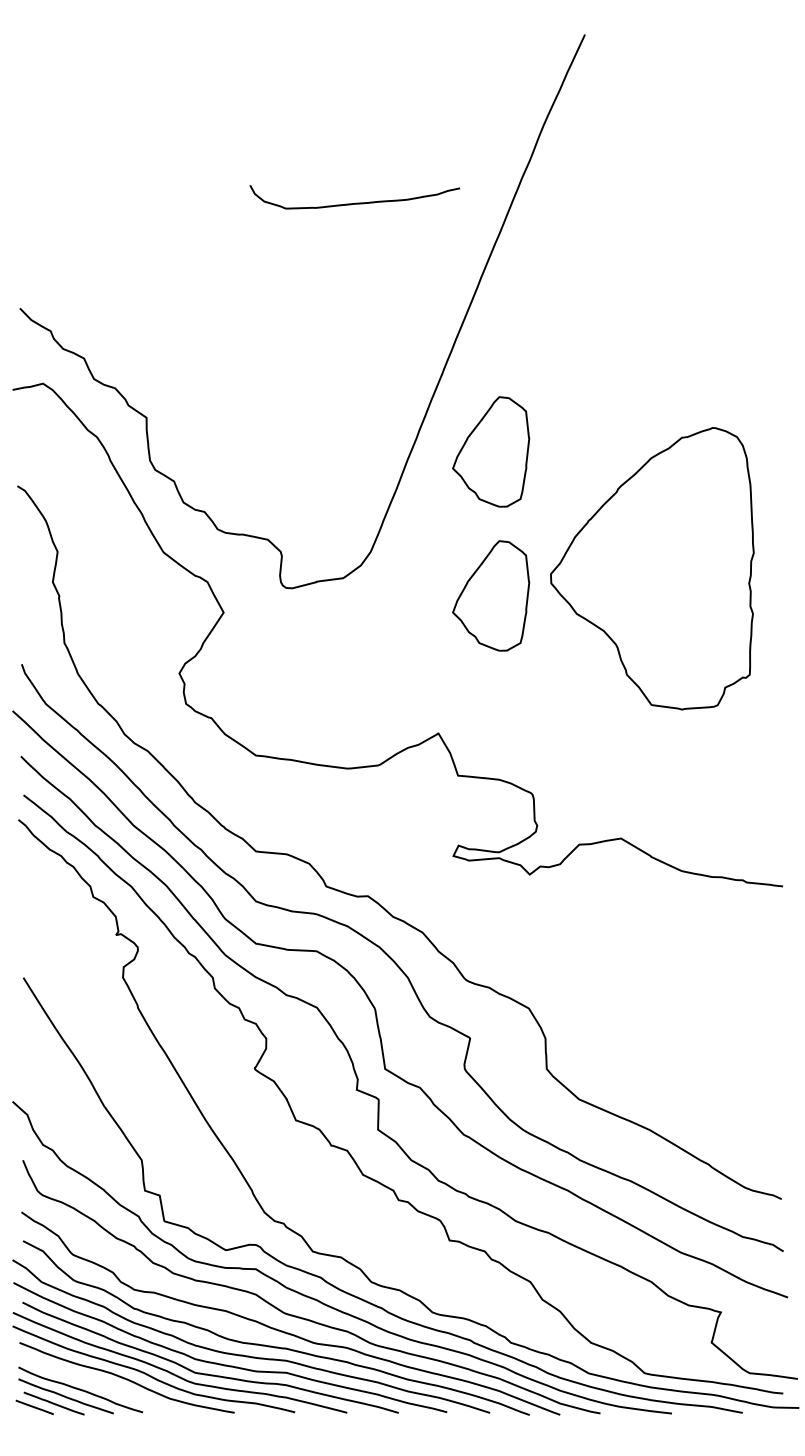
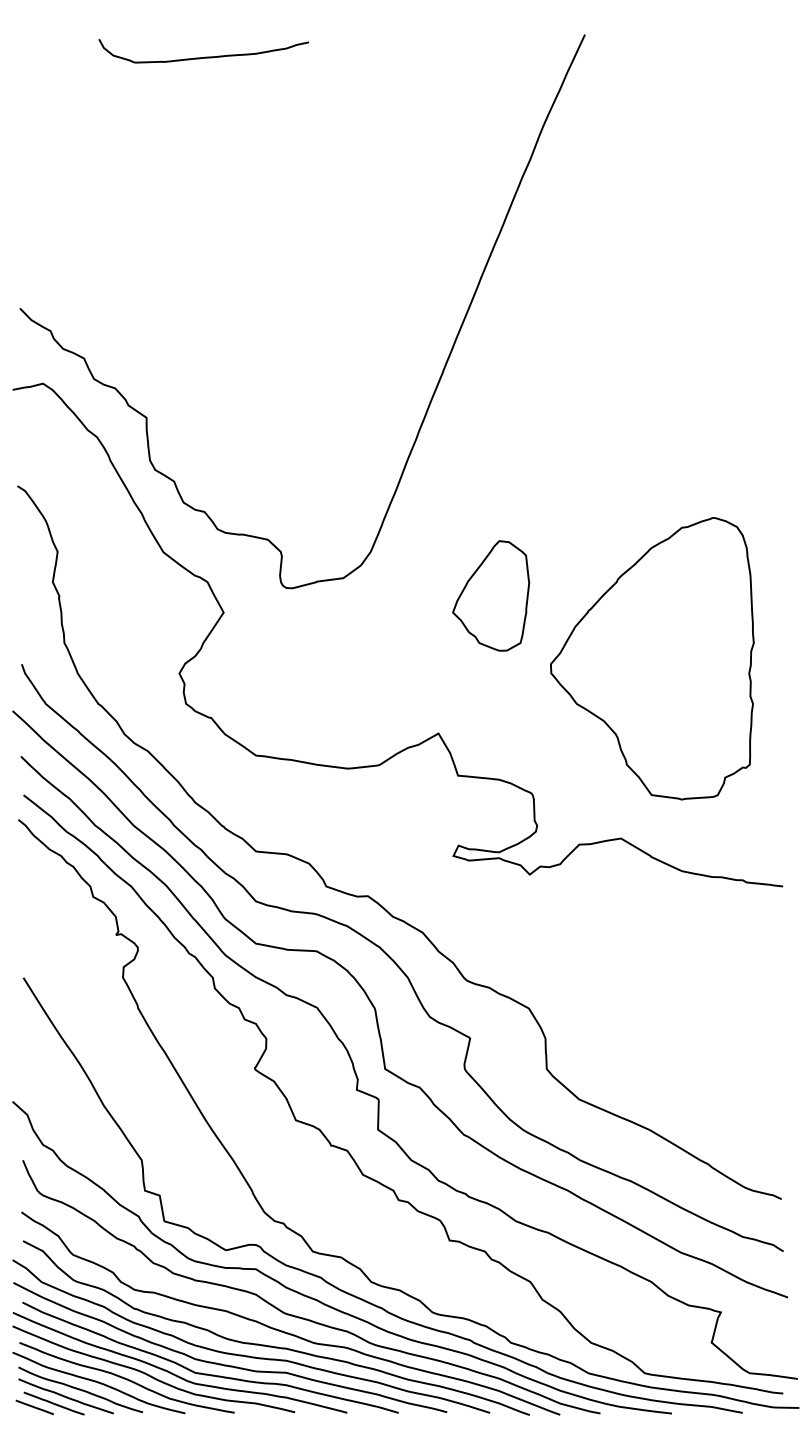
curve position: (355, 202) -> (204, 56) (204, 56)
part: present -> none (491, 451)
part position: (652, 568) -> (652, 658) (652, 658)
curve: none -> present (98, 1382)
